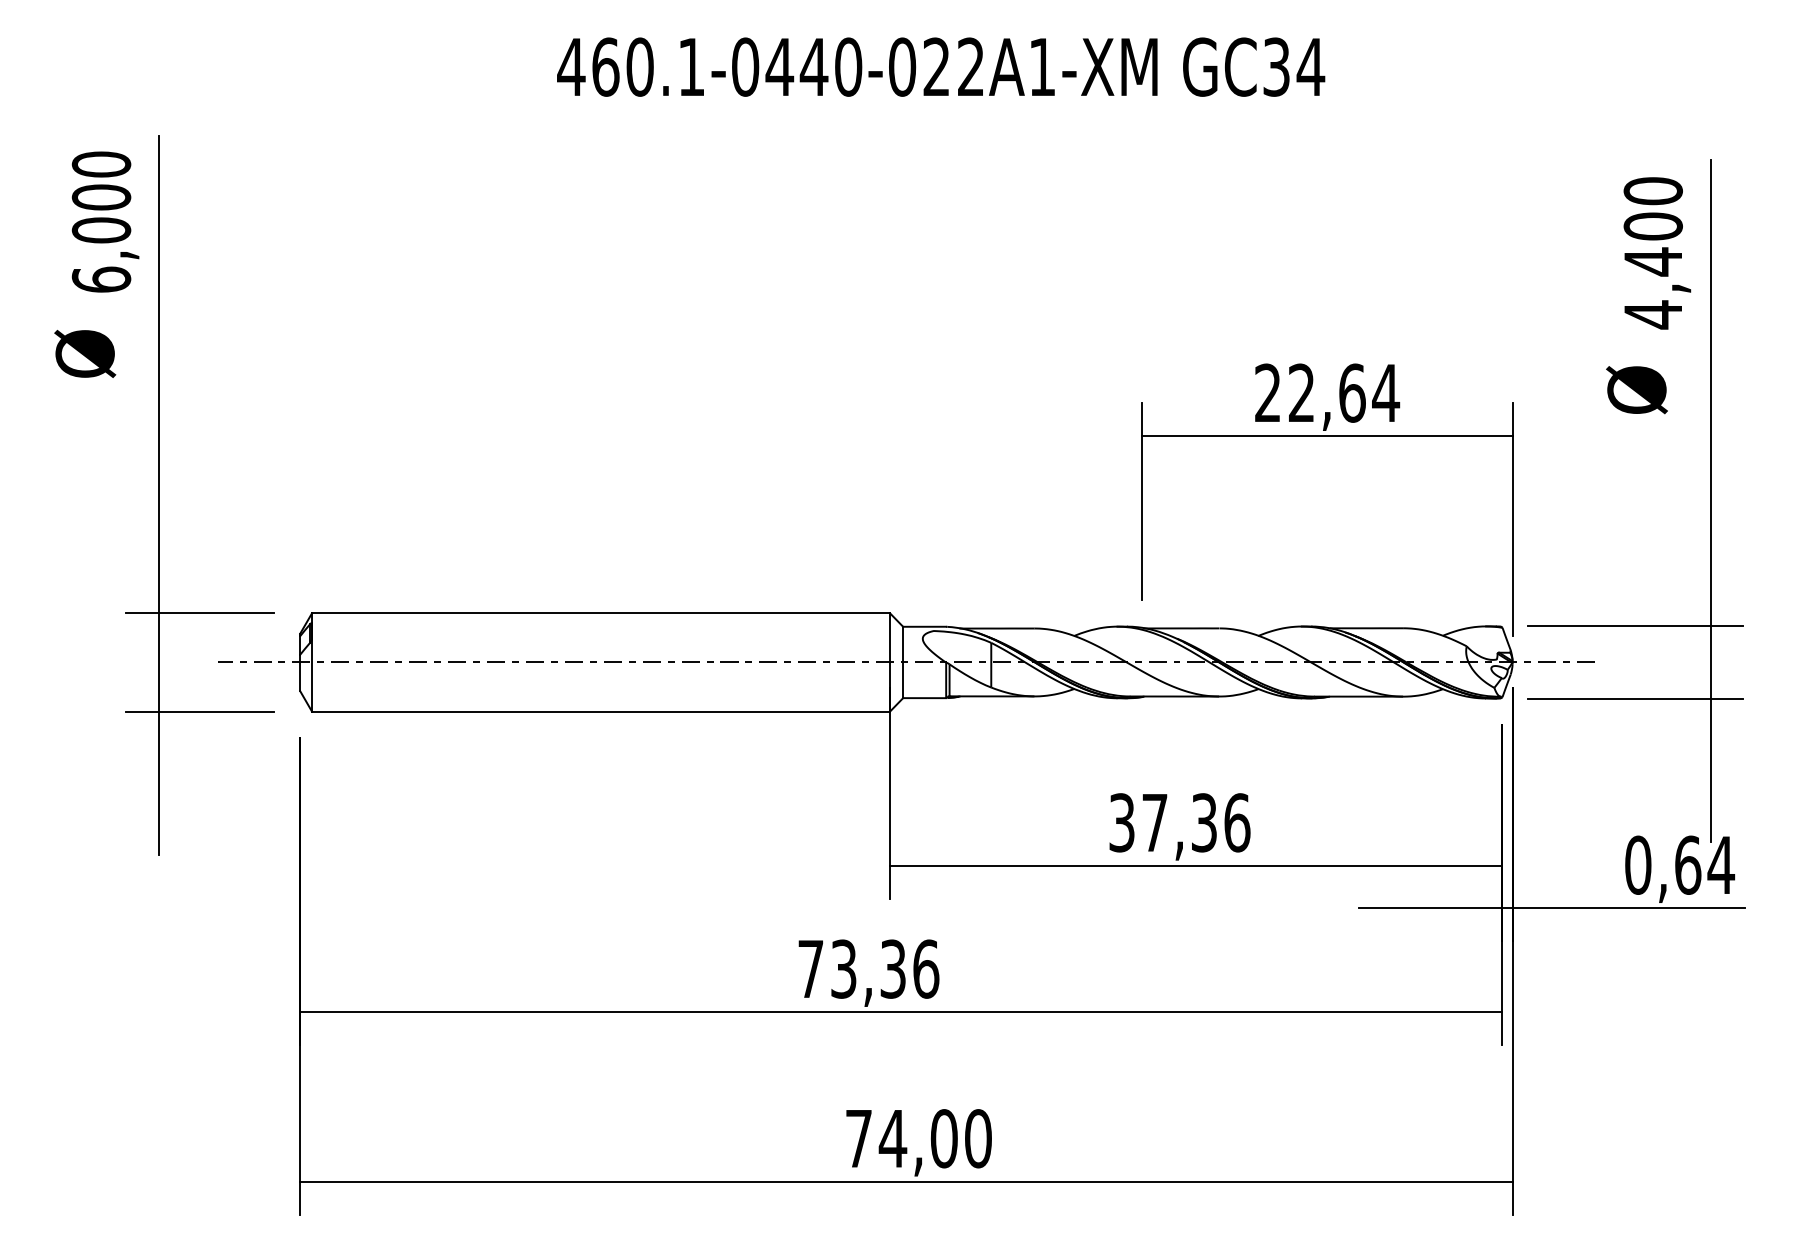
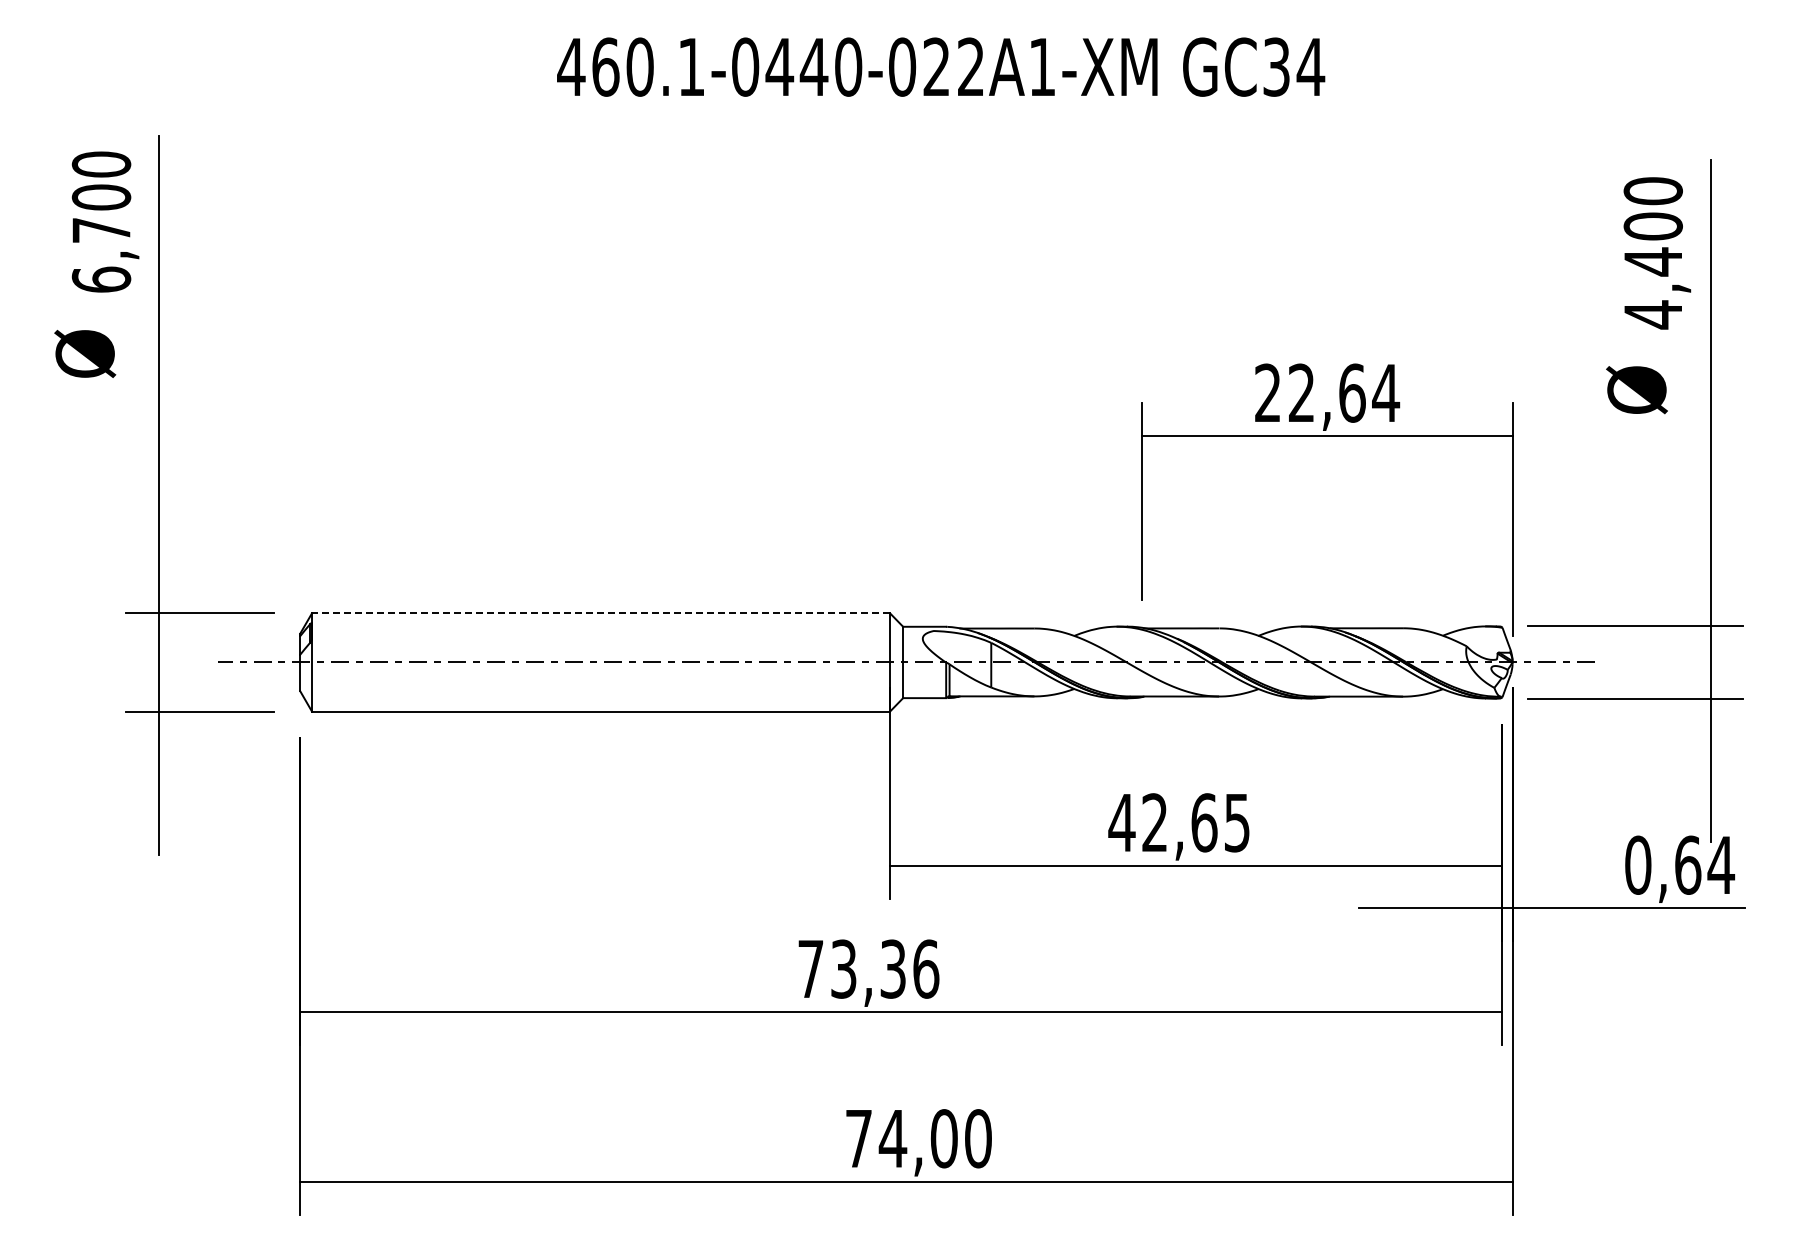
text: 6,000 -> 6,700 (101, 230)
line: solid -> dashed (600, 613)
text: 37,36 -> 42,65 (1179, 822)
